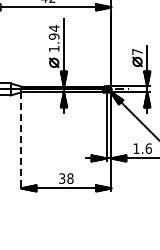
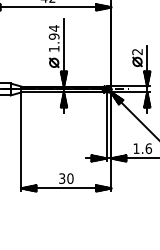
text: 7 -> 2 (137, 52)
line: dashed -> solid (21, 142)
text: 38 -> 30 (70, 178)
